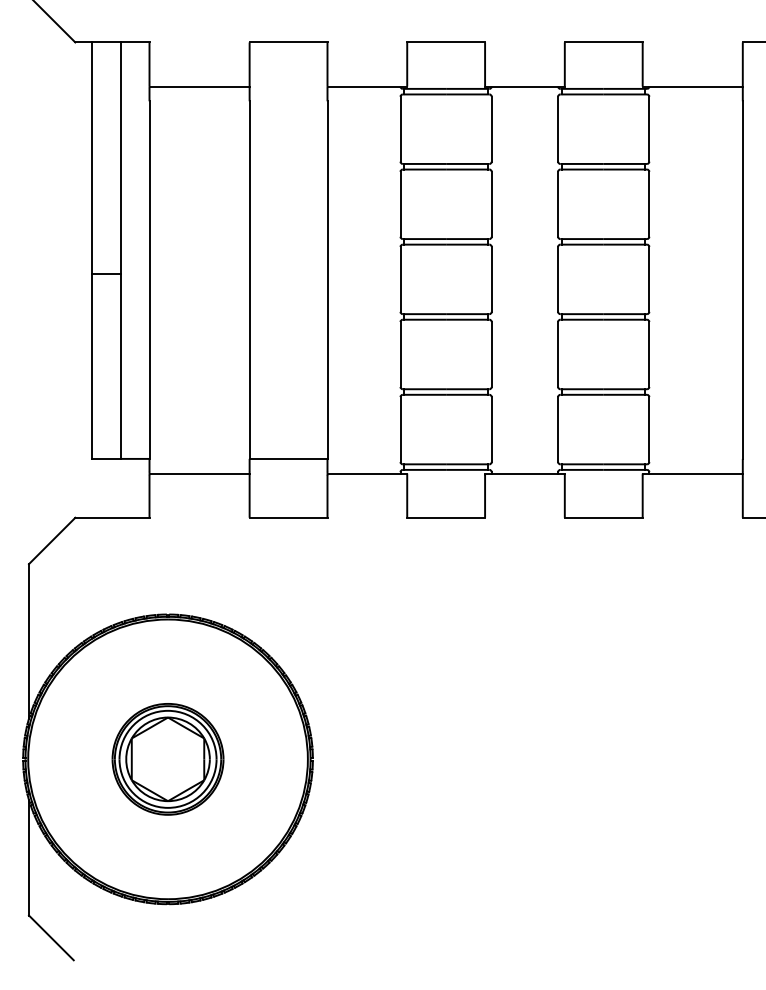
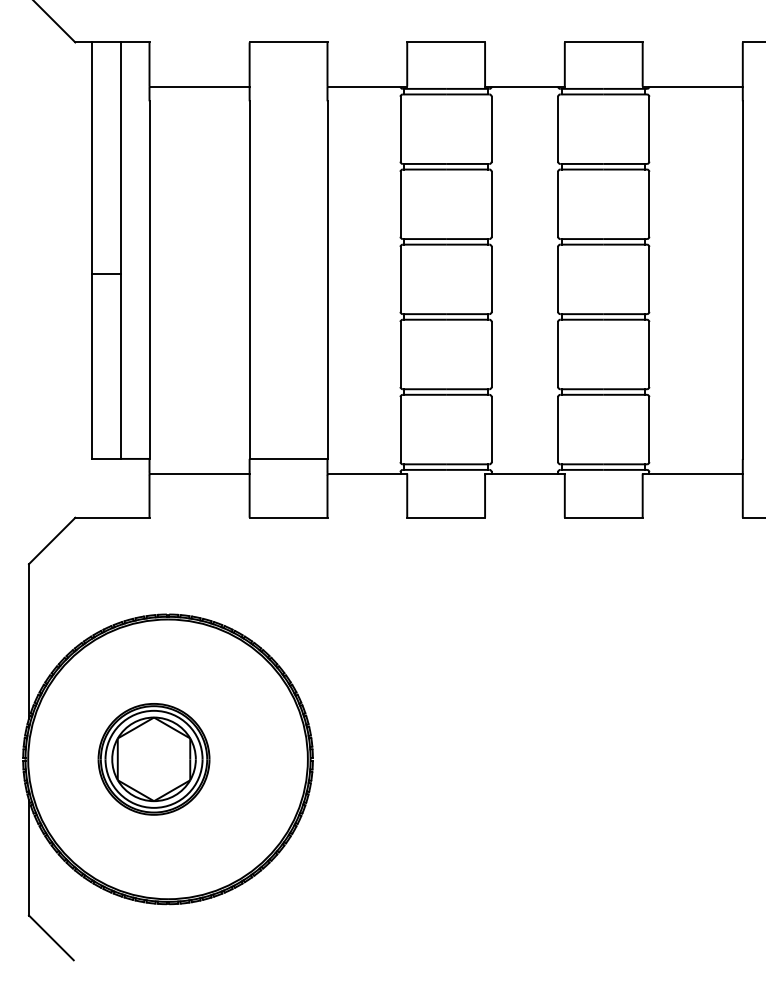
part position: (167, 759) -> (153, 759) (153, 759)
